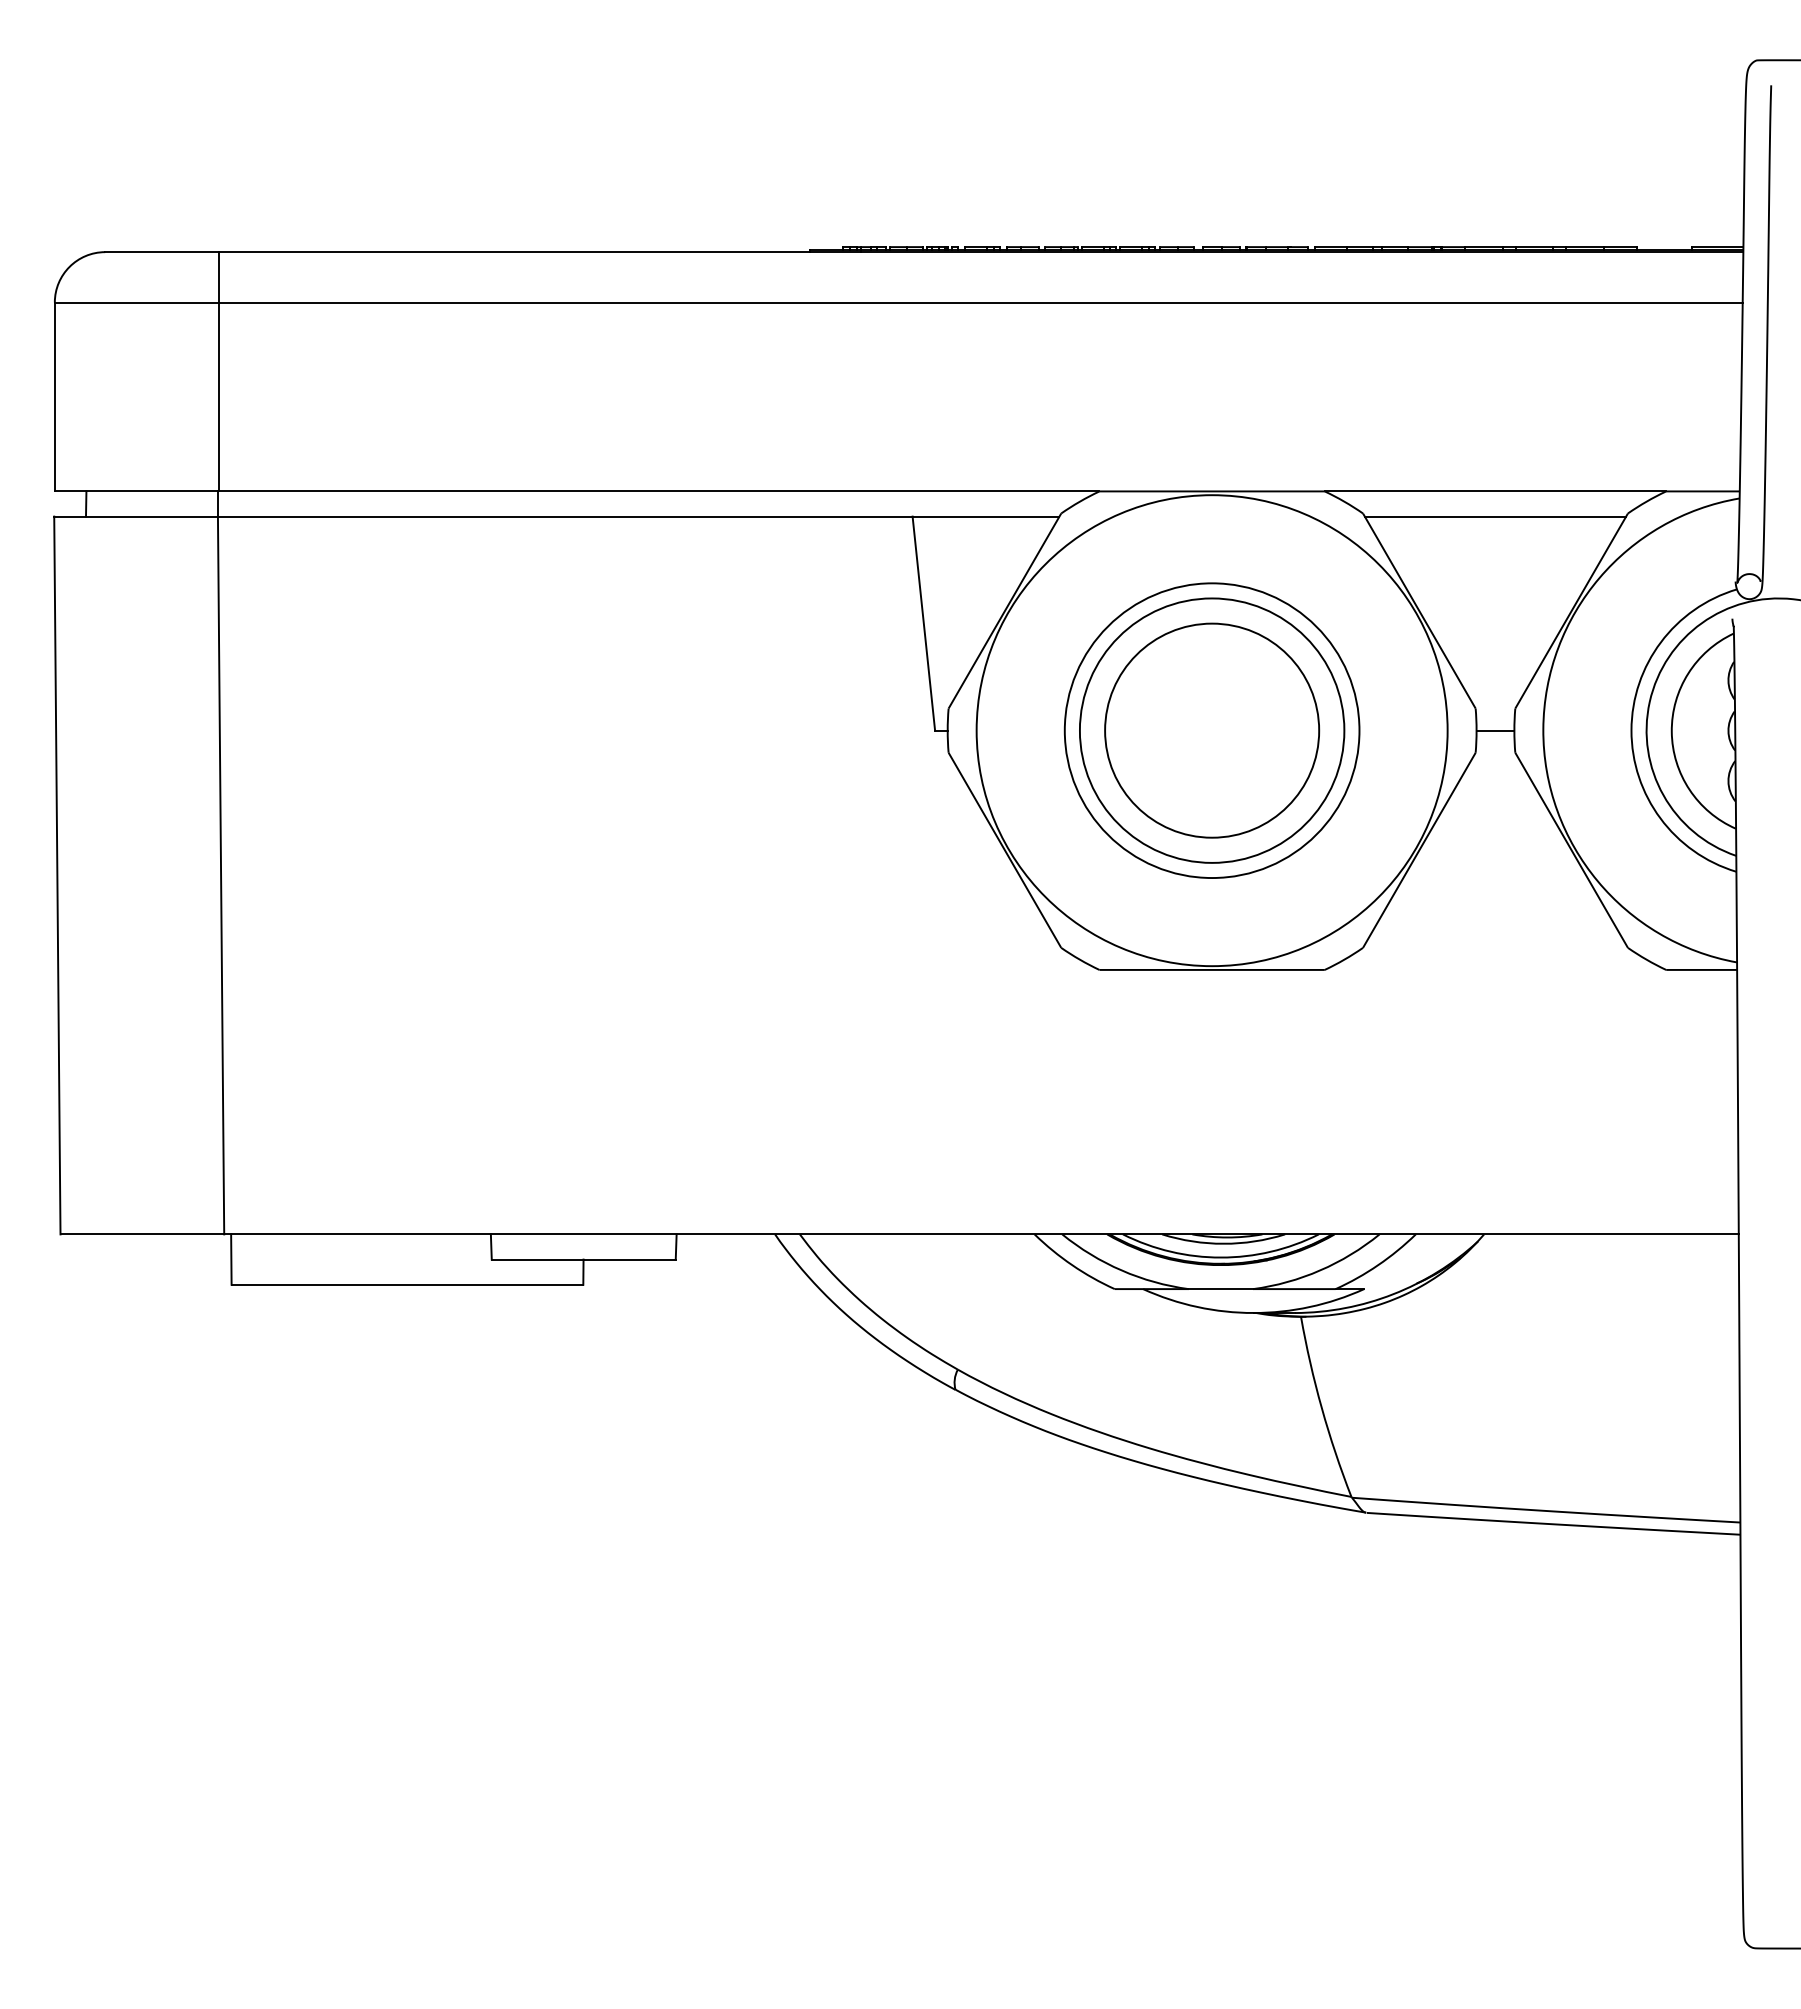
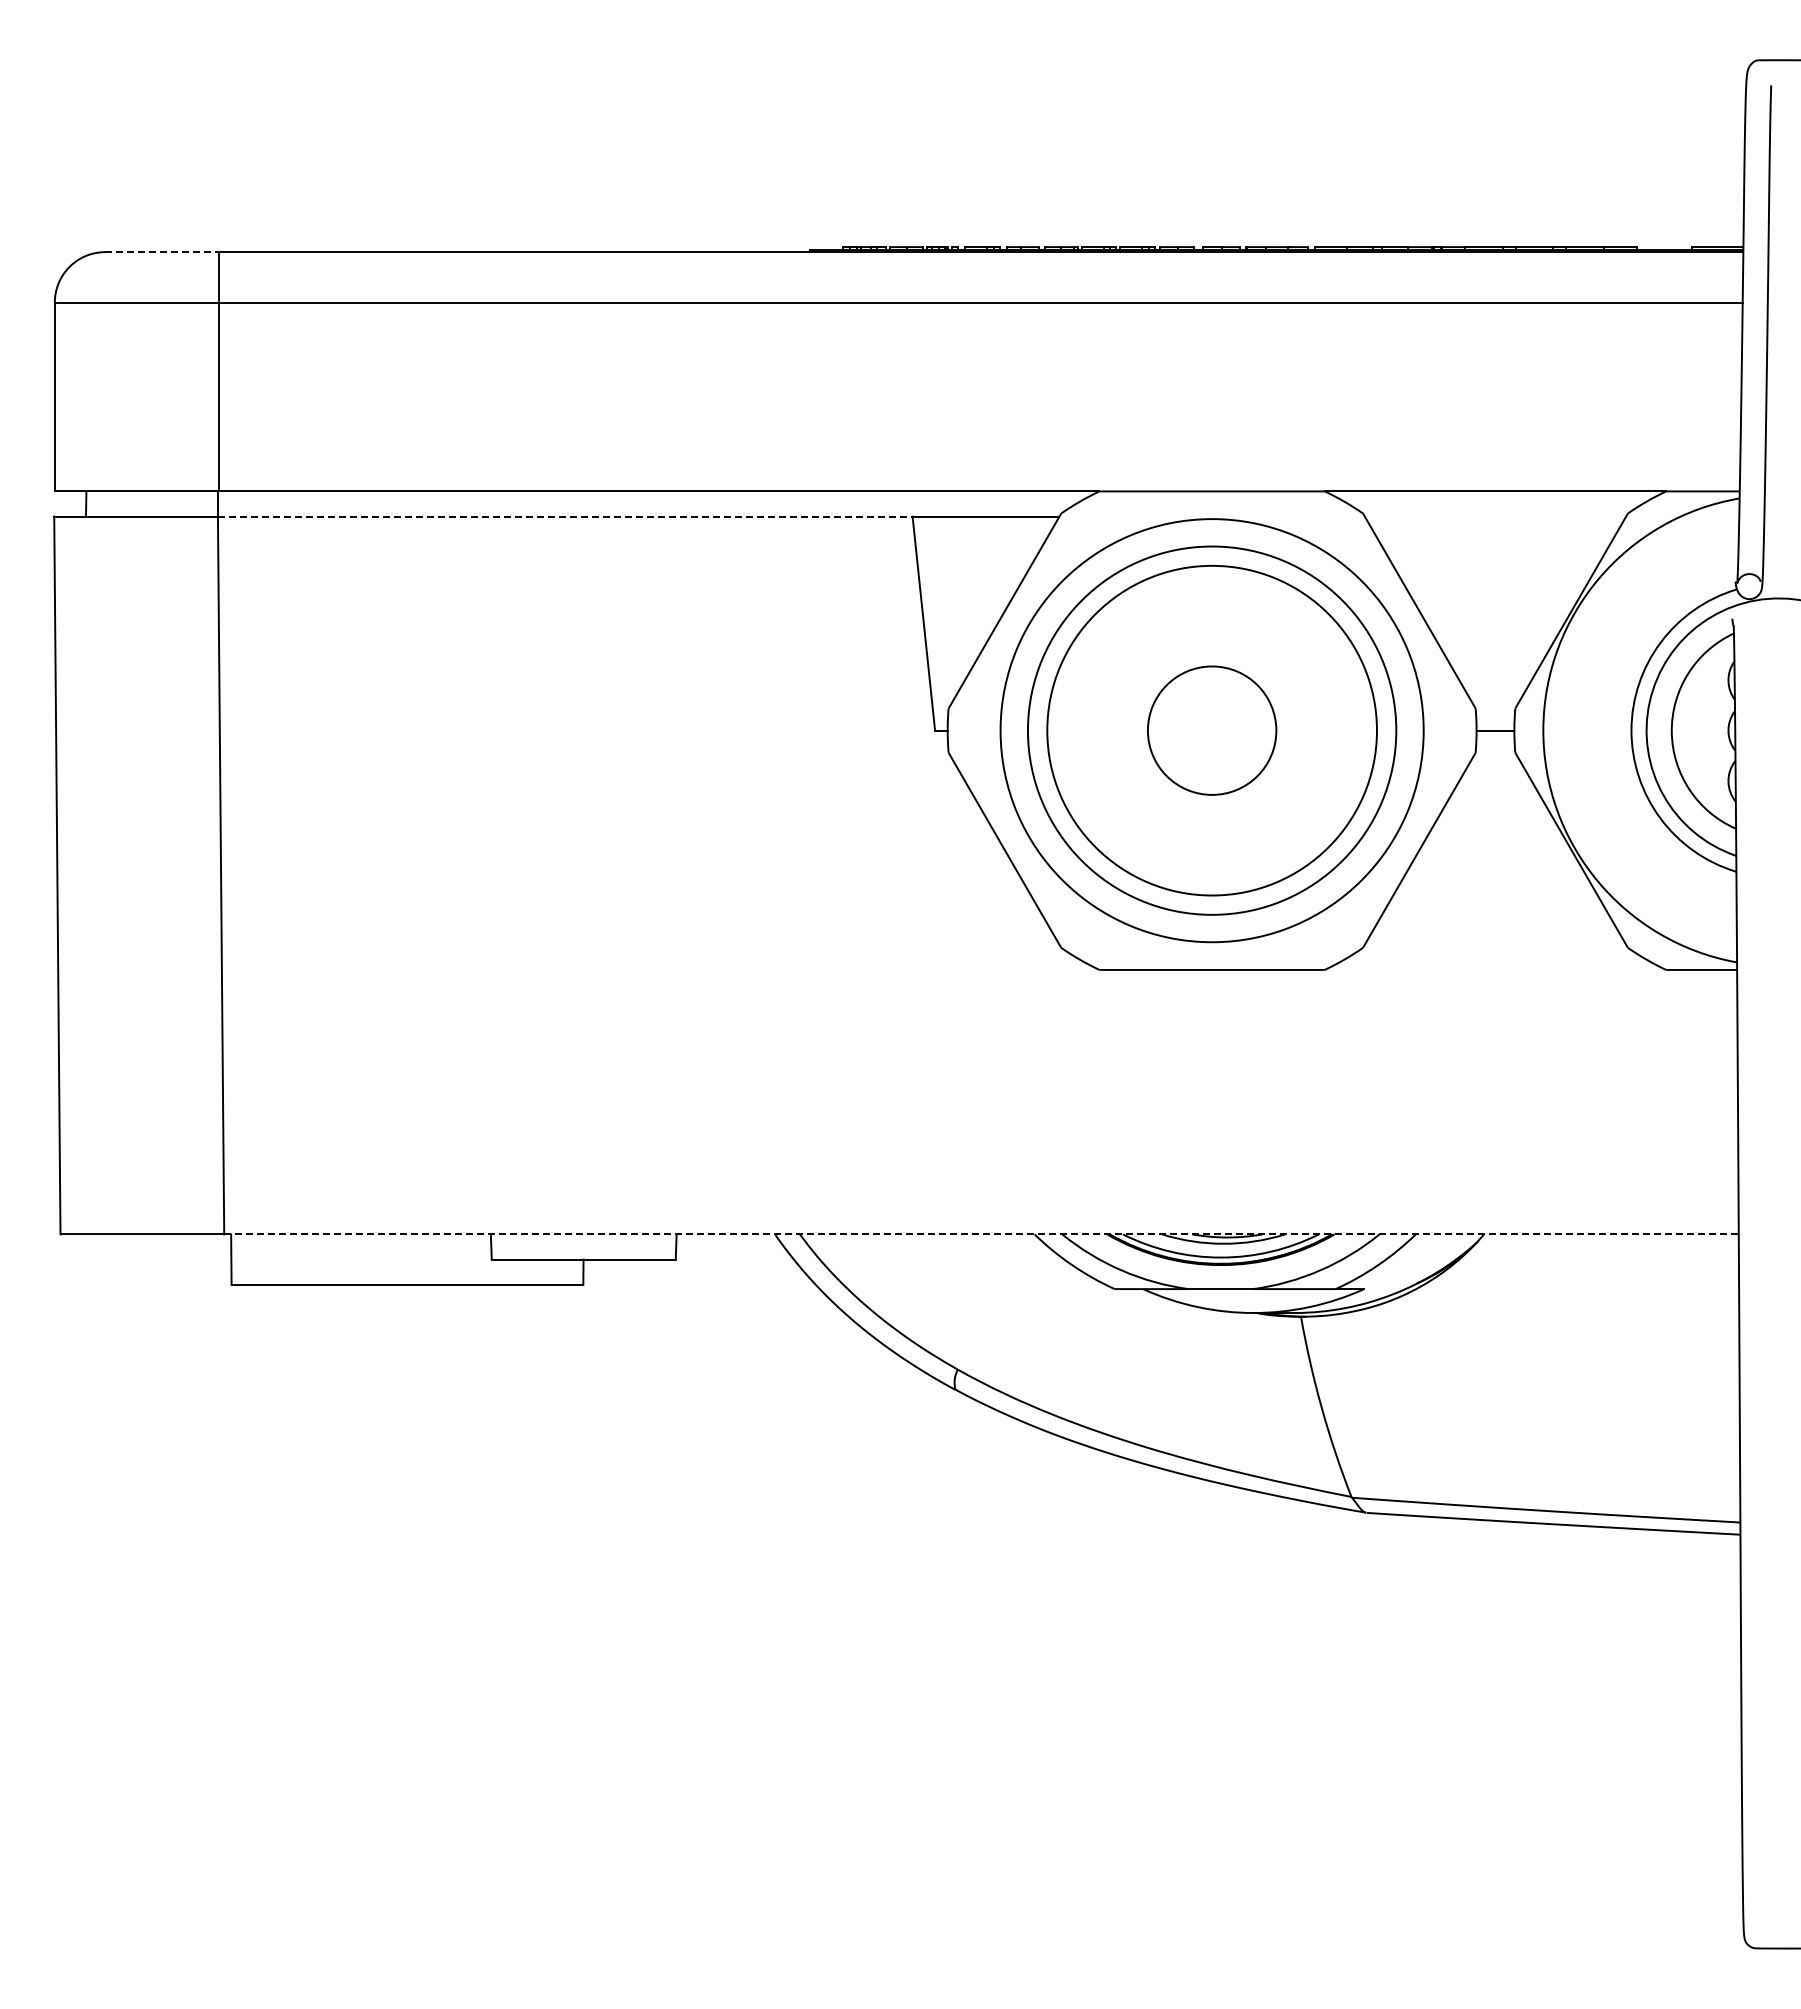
line: solid -> dashed (161, 252)
line: solid -> dashed (565, 516)
line: present -> none (1495, 516)
circle diameter: 264 px -> 423 px (1211, 730)
circle diameter: 295 px -> 368 px (1211, 730)
circle diameter: 471 px -> 330 px (1211, 730)
circle diameter: 214 px -> 128 px (1211, 730)
line: solid -> dashed (982, 1234)
